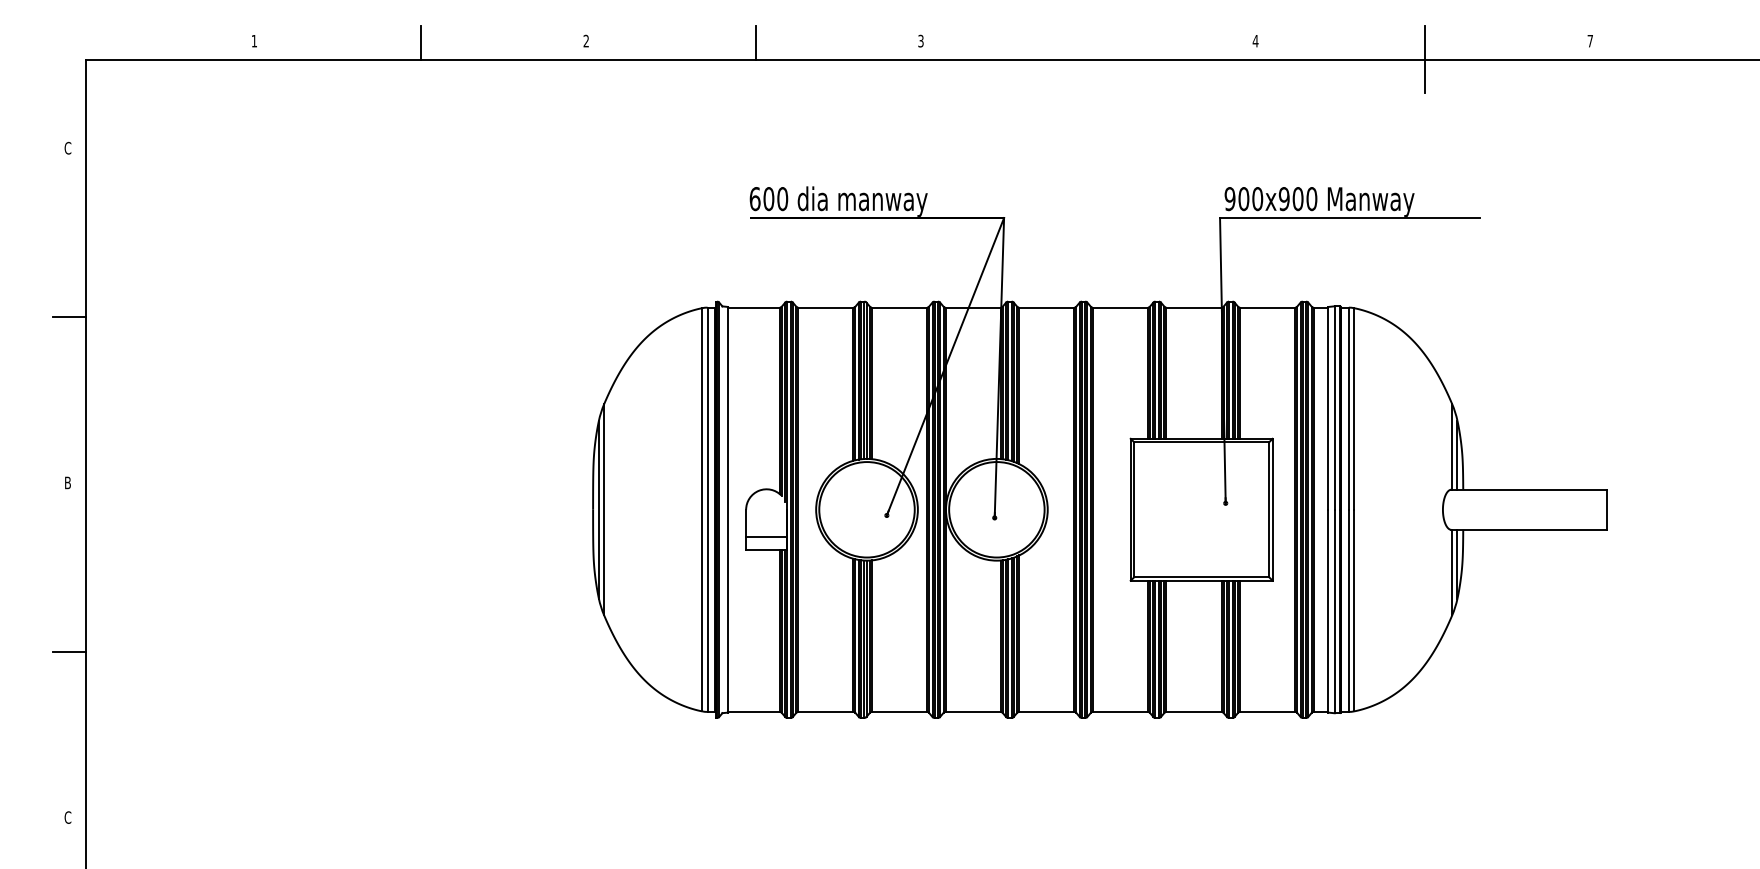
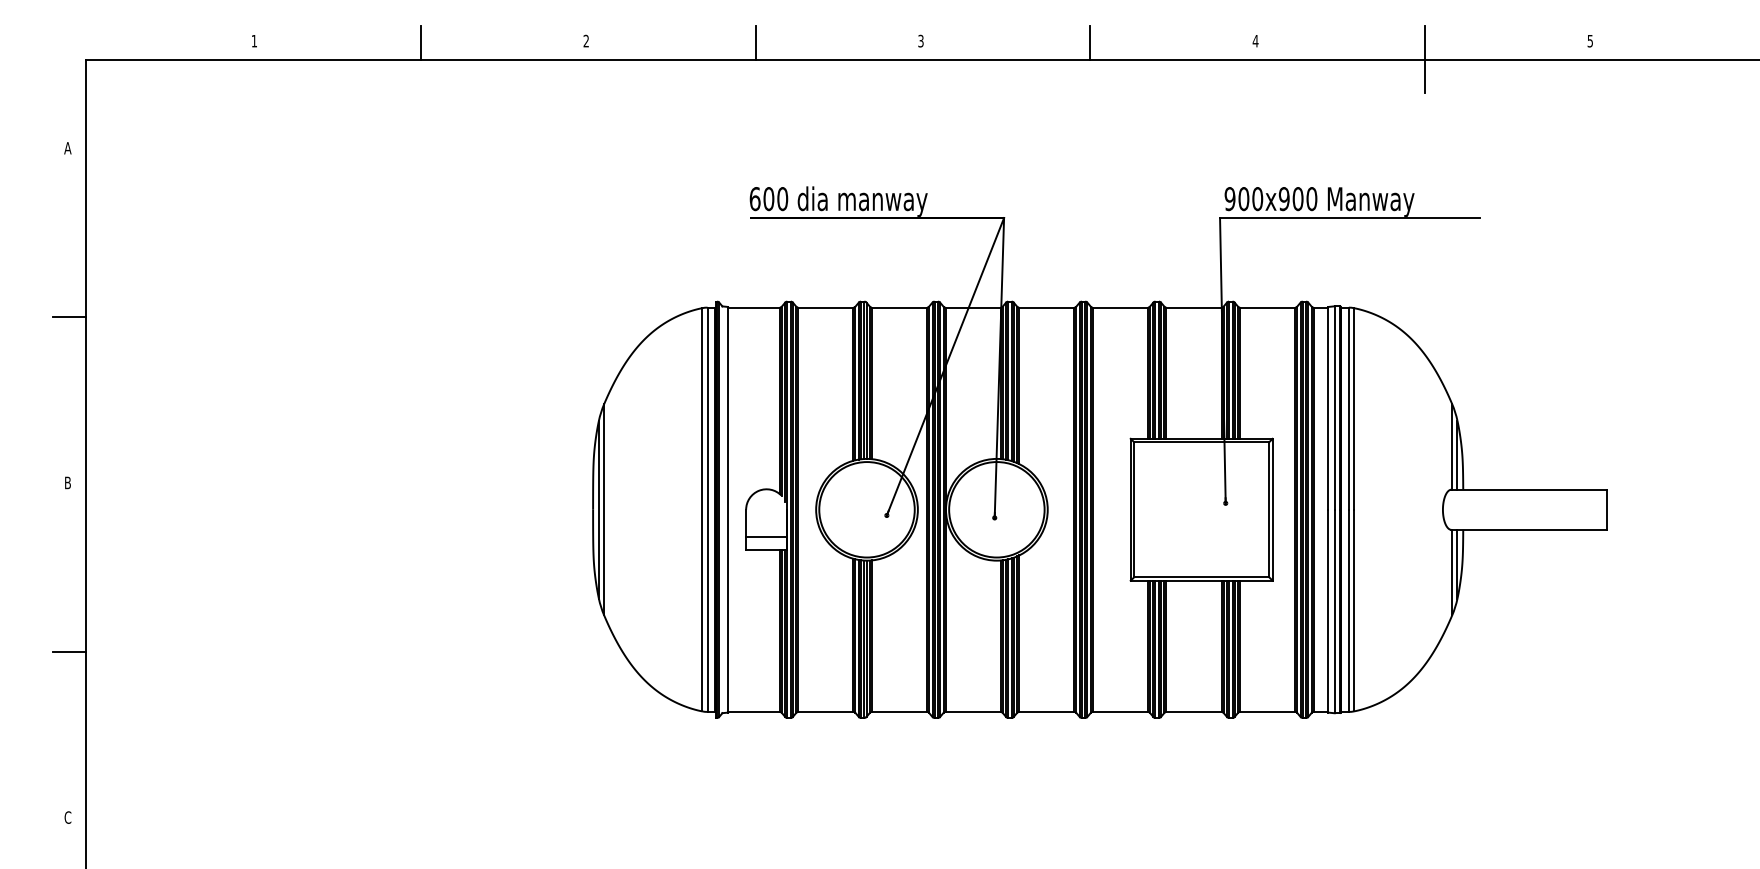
text: 7 -> 5 (1589, 41)
line: none -> present (1090, 42)
text: C -> A (67, 147)
